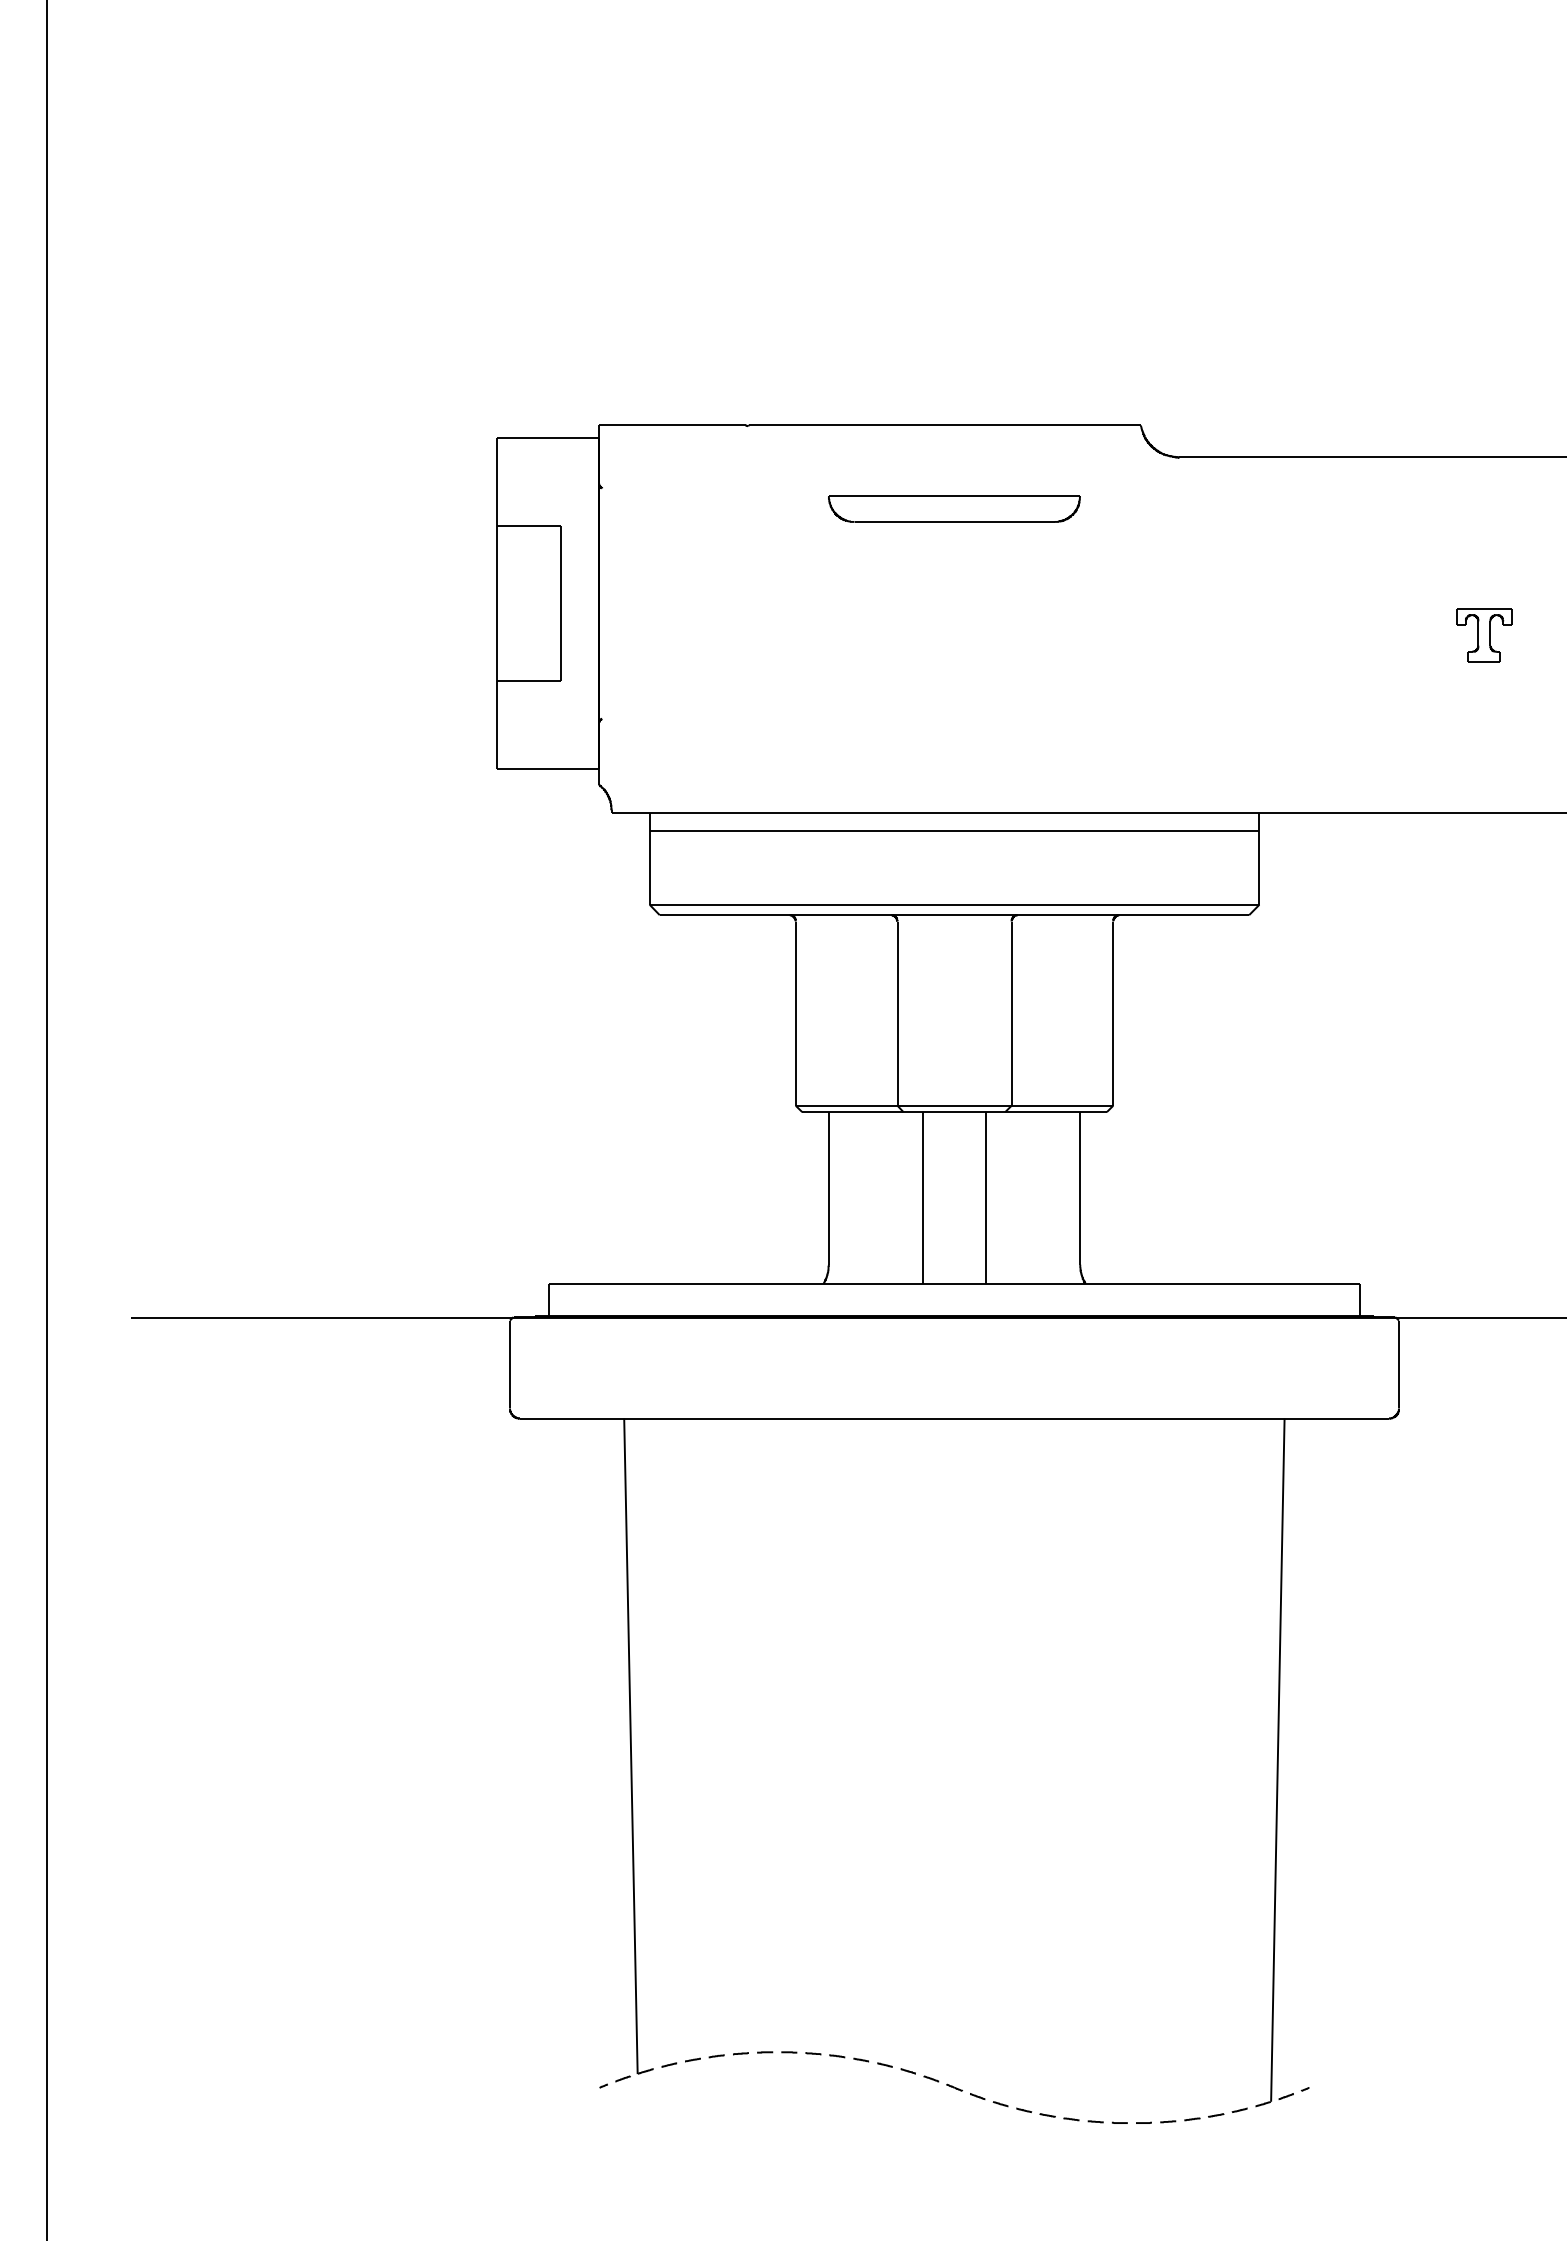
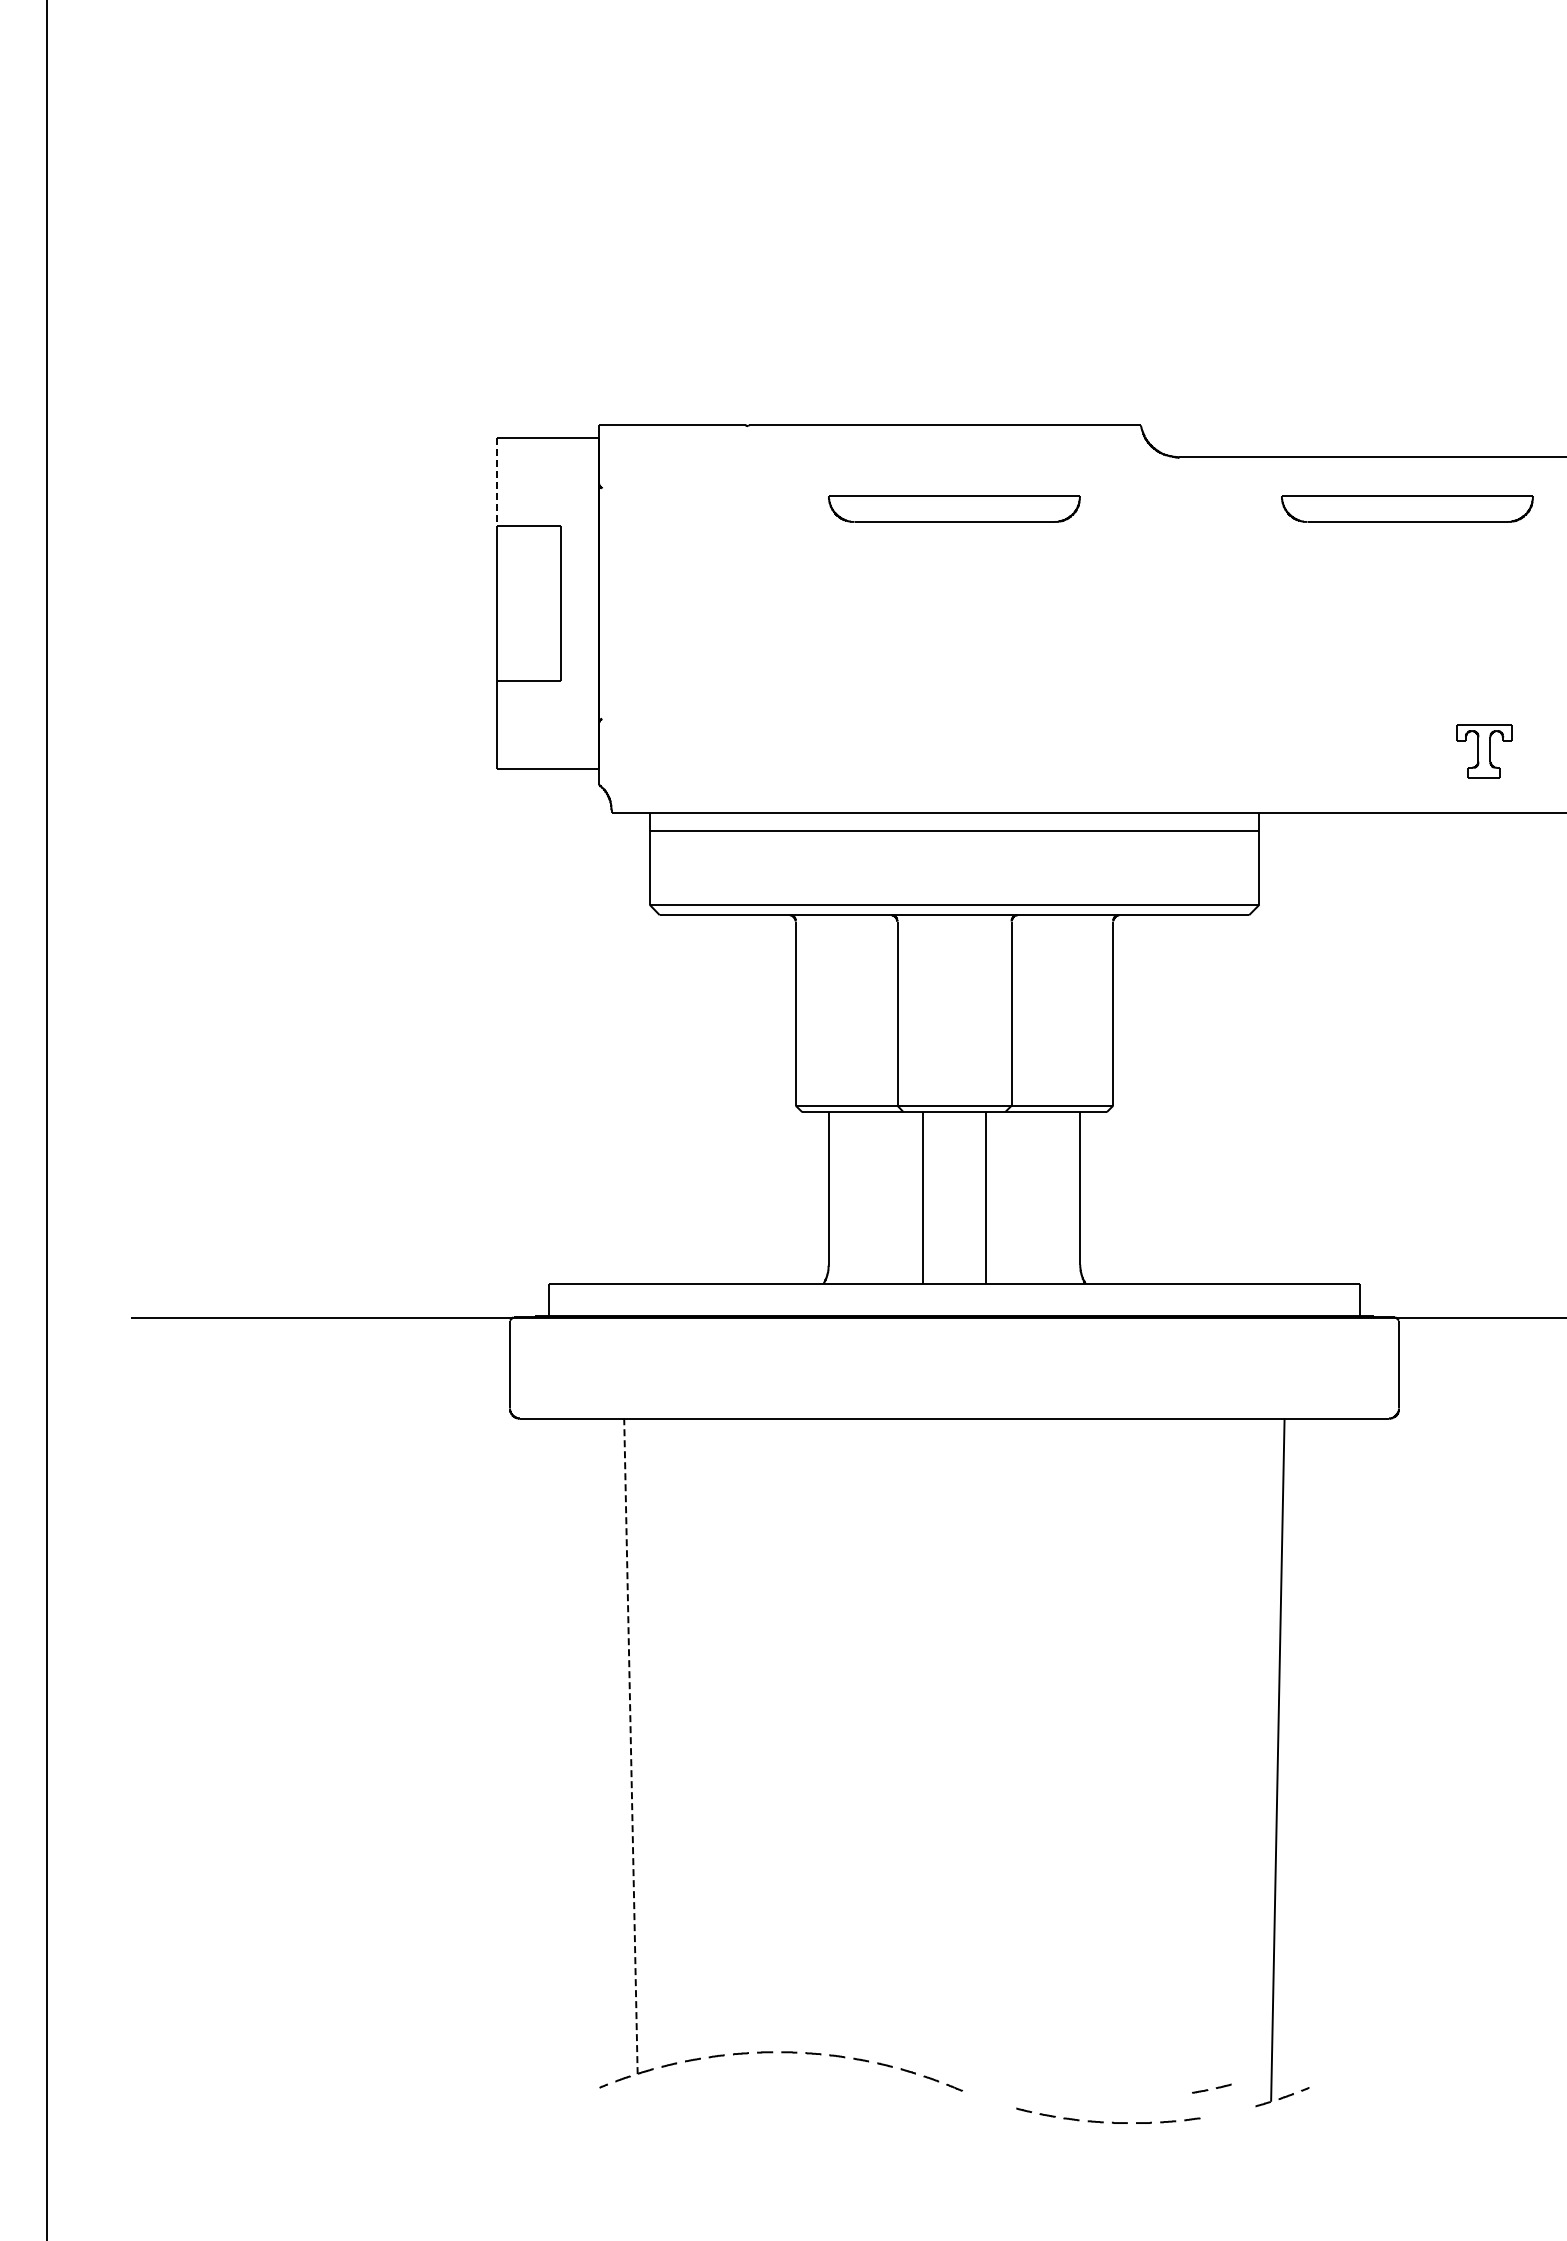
line: solid -> dashed (497, 482)
part: none -> present (1407, 508)
part position: (1484, 635) -> (1484, 751) (1484, 751)
line: solid -> dashed (630, 1746)
part: present -> none (989, 2100)
part position: (1227, 2112) -> (1211, 2088) (1211, 2088)
